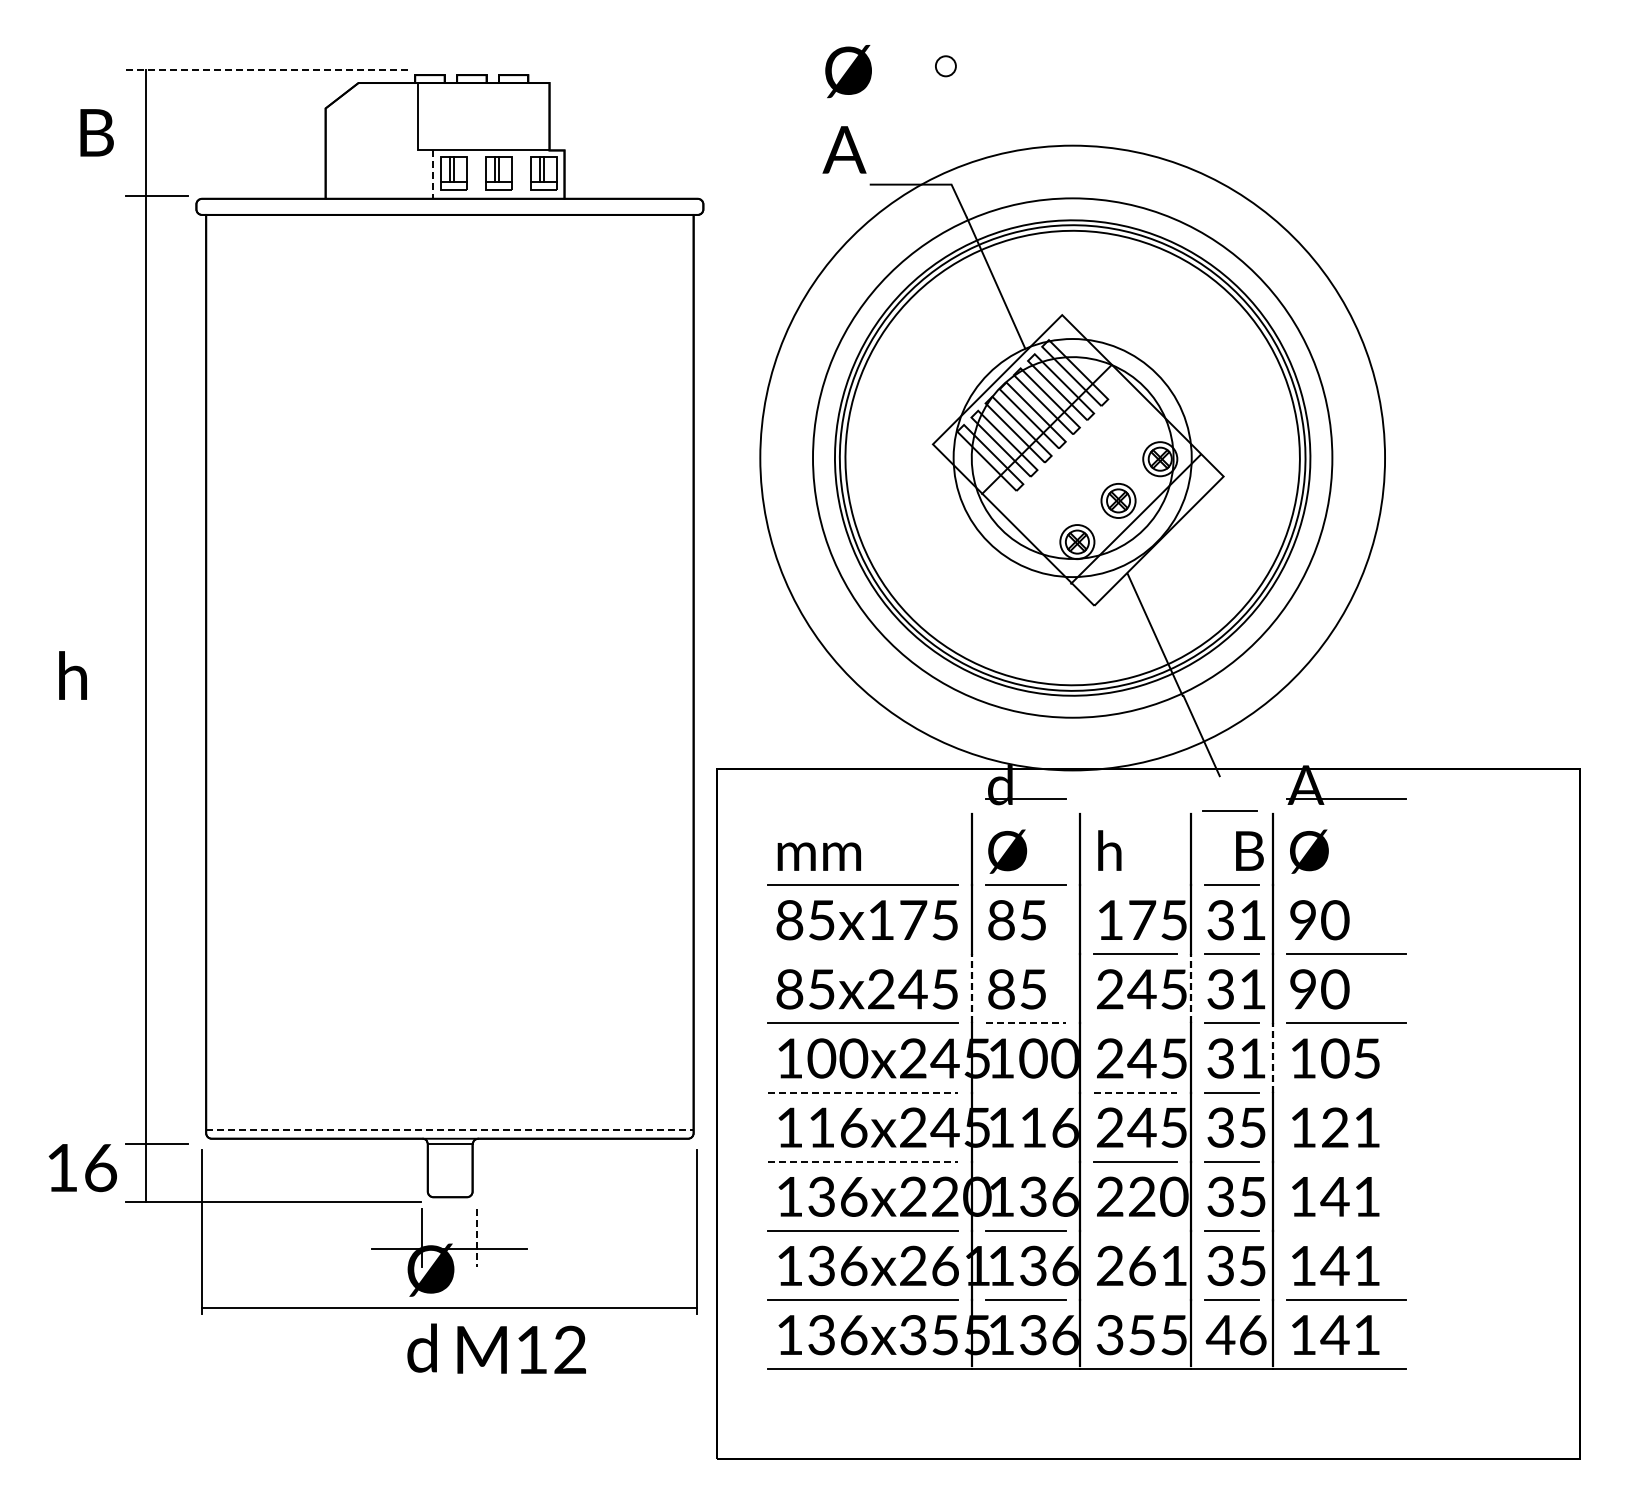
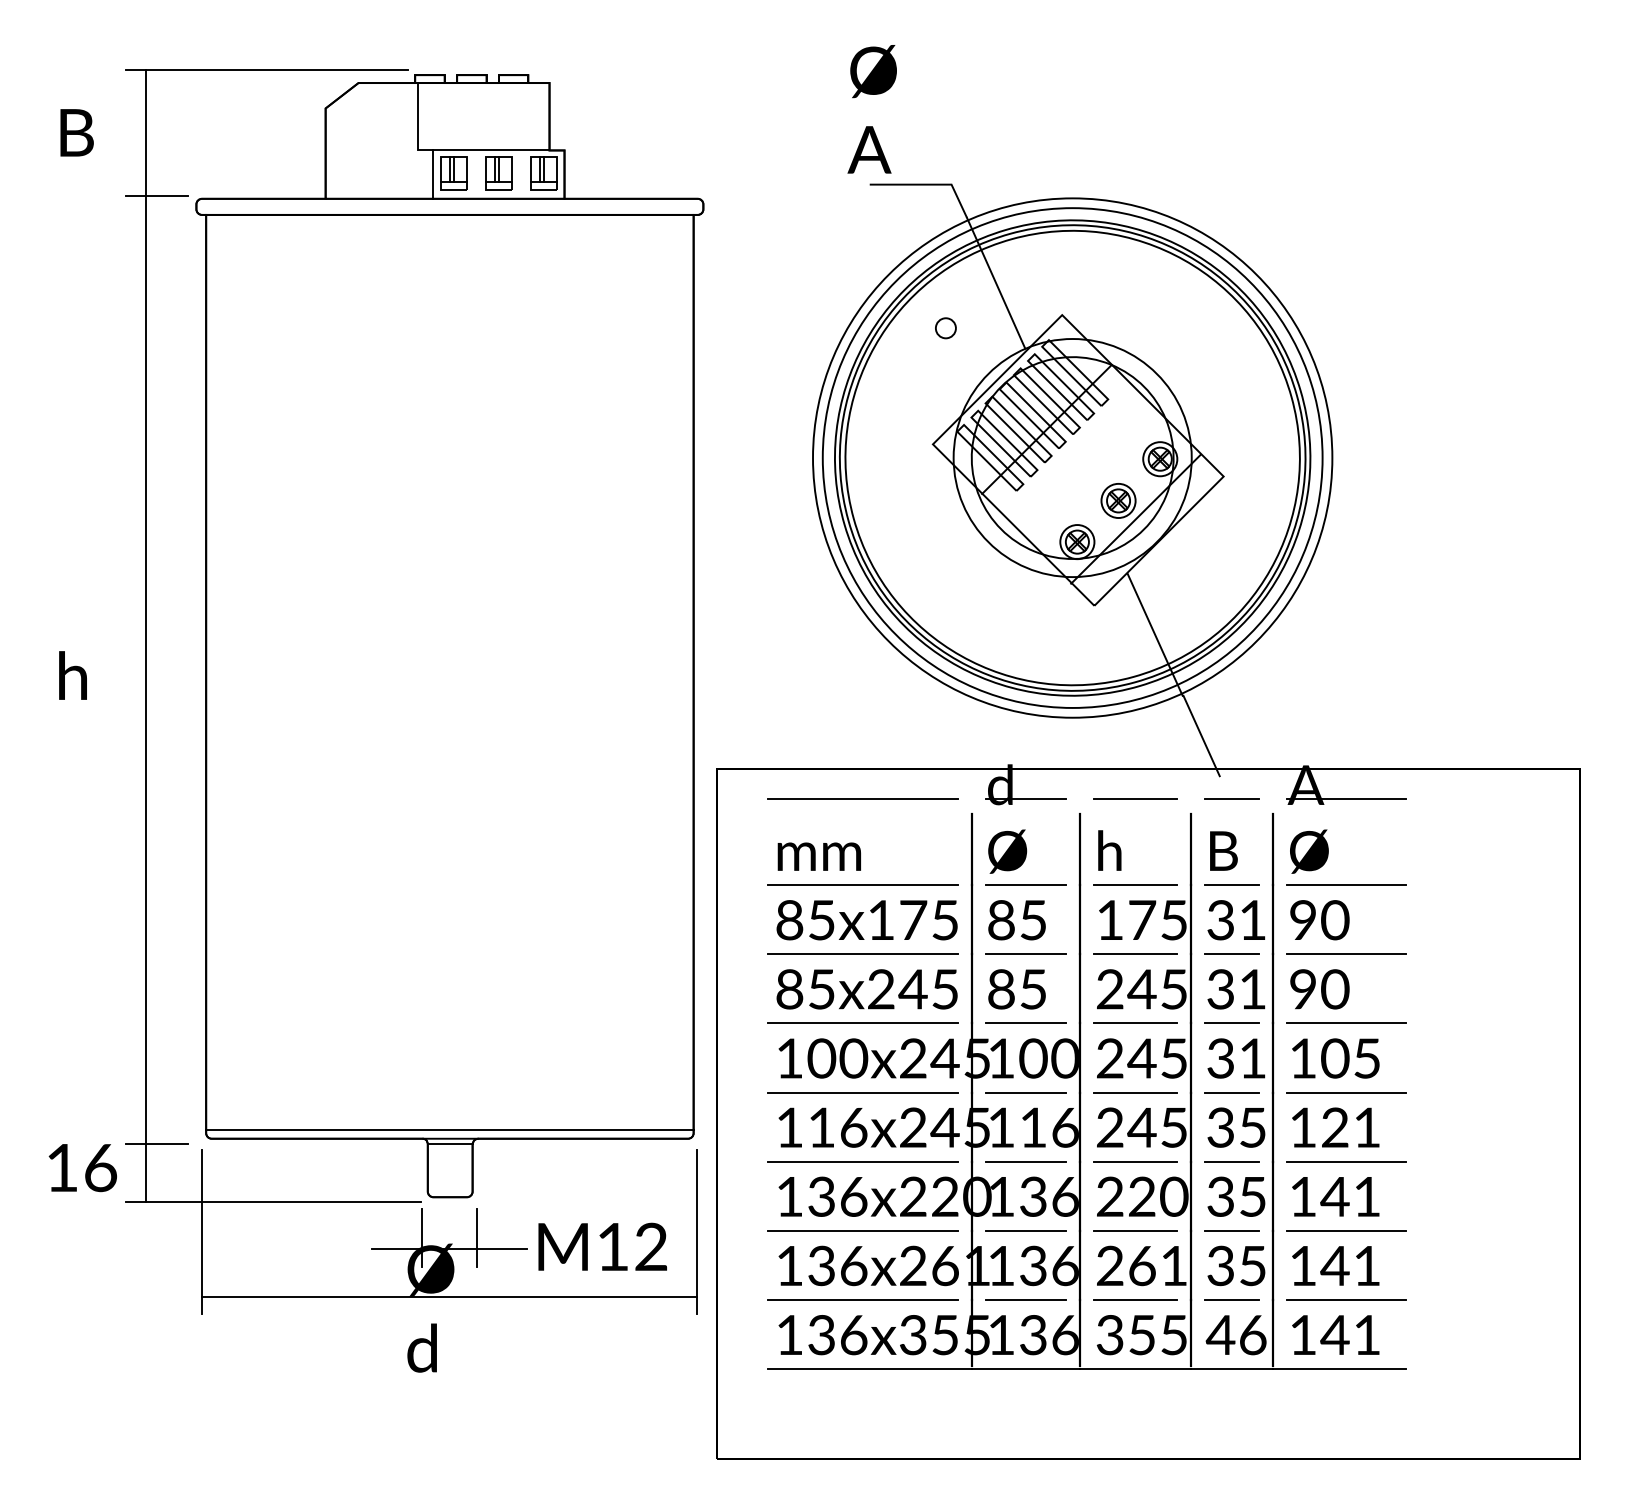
part position: (945, 66) -> (945, 328) (945, 328)
line: dashed -> solid (267, 69)
text position: (846, 109) -> (871, 109) (871, 109)
text position: (96, 132) -> (76, 132) (76, 132)
line: dashed -> solid (432, 175)
circle diameter: 625 px -> 500 px (1072, 457)
line: none -> present (1135, 798)
line: none -> present (862, 799)
line position: (1229, 810) -> (1231, 798) (1231, 798)
text position: (1249, 850) -> (1223, 850) (1223, 850)
line: none -> present (1135, 885)
line: none -> present (1346, 885)
line: none -> present (862, 954)
line: none -> present (1025, 954)
line: dashed -> solid (971, 988)
line: dashed -> solid (1191, 988)
line: dashed -> solid (1026, 1023)
line: none -> present (1135, 1023)
line: dashed -> solid (1273, 1058)
line: dashed -> solid (863, 1092)
line: none -> present (1025, 1092)
line: dashed -> solid (1136, 1092)
line: none -> present (1346, 1092)
line: dashed -> solid (449, 1130)
line: dashed -> solid (863, 1161)
line: none -> present (1025, 1161)
line: none -> present (1346, 1161)
line: none -> present (1135, 1230)
line: none -> present (1346, 1230)
line: dashed -> solid (476, 1238)
line: none -> present (1135, 1300)
line position: (449, 1308) -> (449, 1297) (449, 1297)
text position: (521, 1349) -> (602, 1246) (602, 1246)
